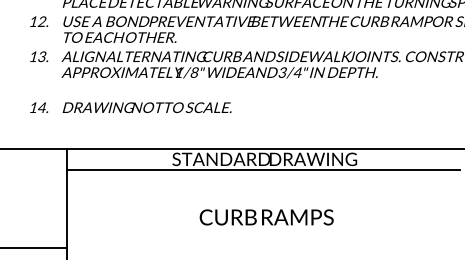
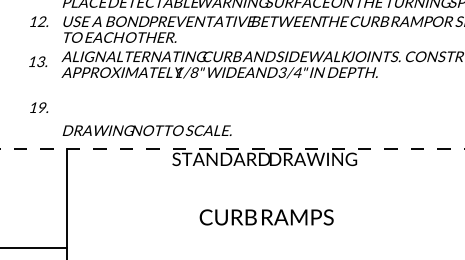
text position: (39, 56) -> (38, 61) (38, 61)
text: 14. -> 19. (42, 107)
text position: (146, 107) -> (146, 130) (146, 130)
line: solid -> dashed (232, 148)
line: present -> none (262, 169)
